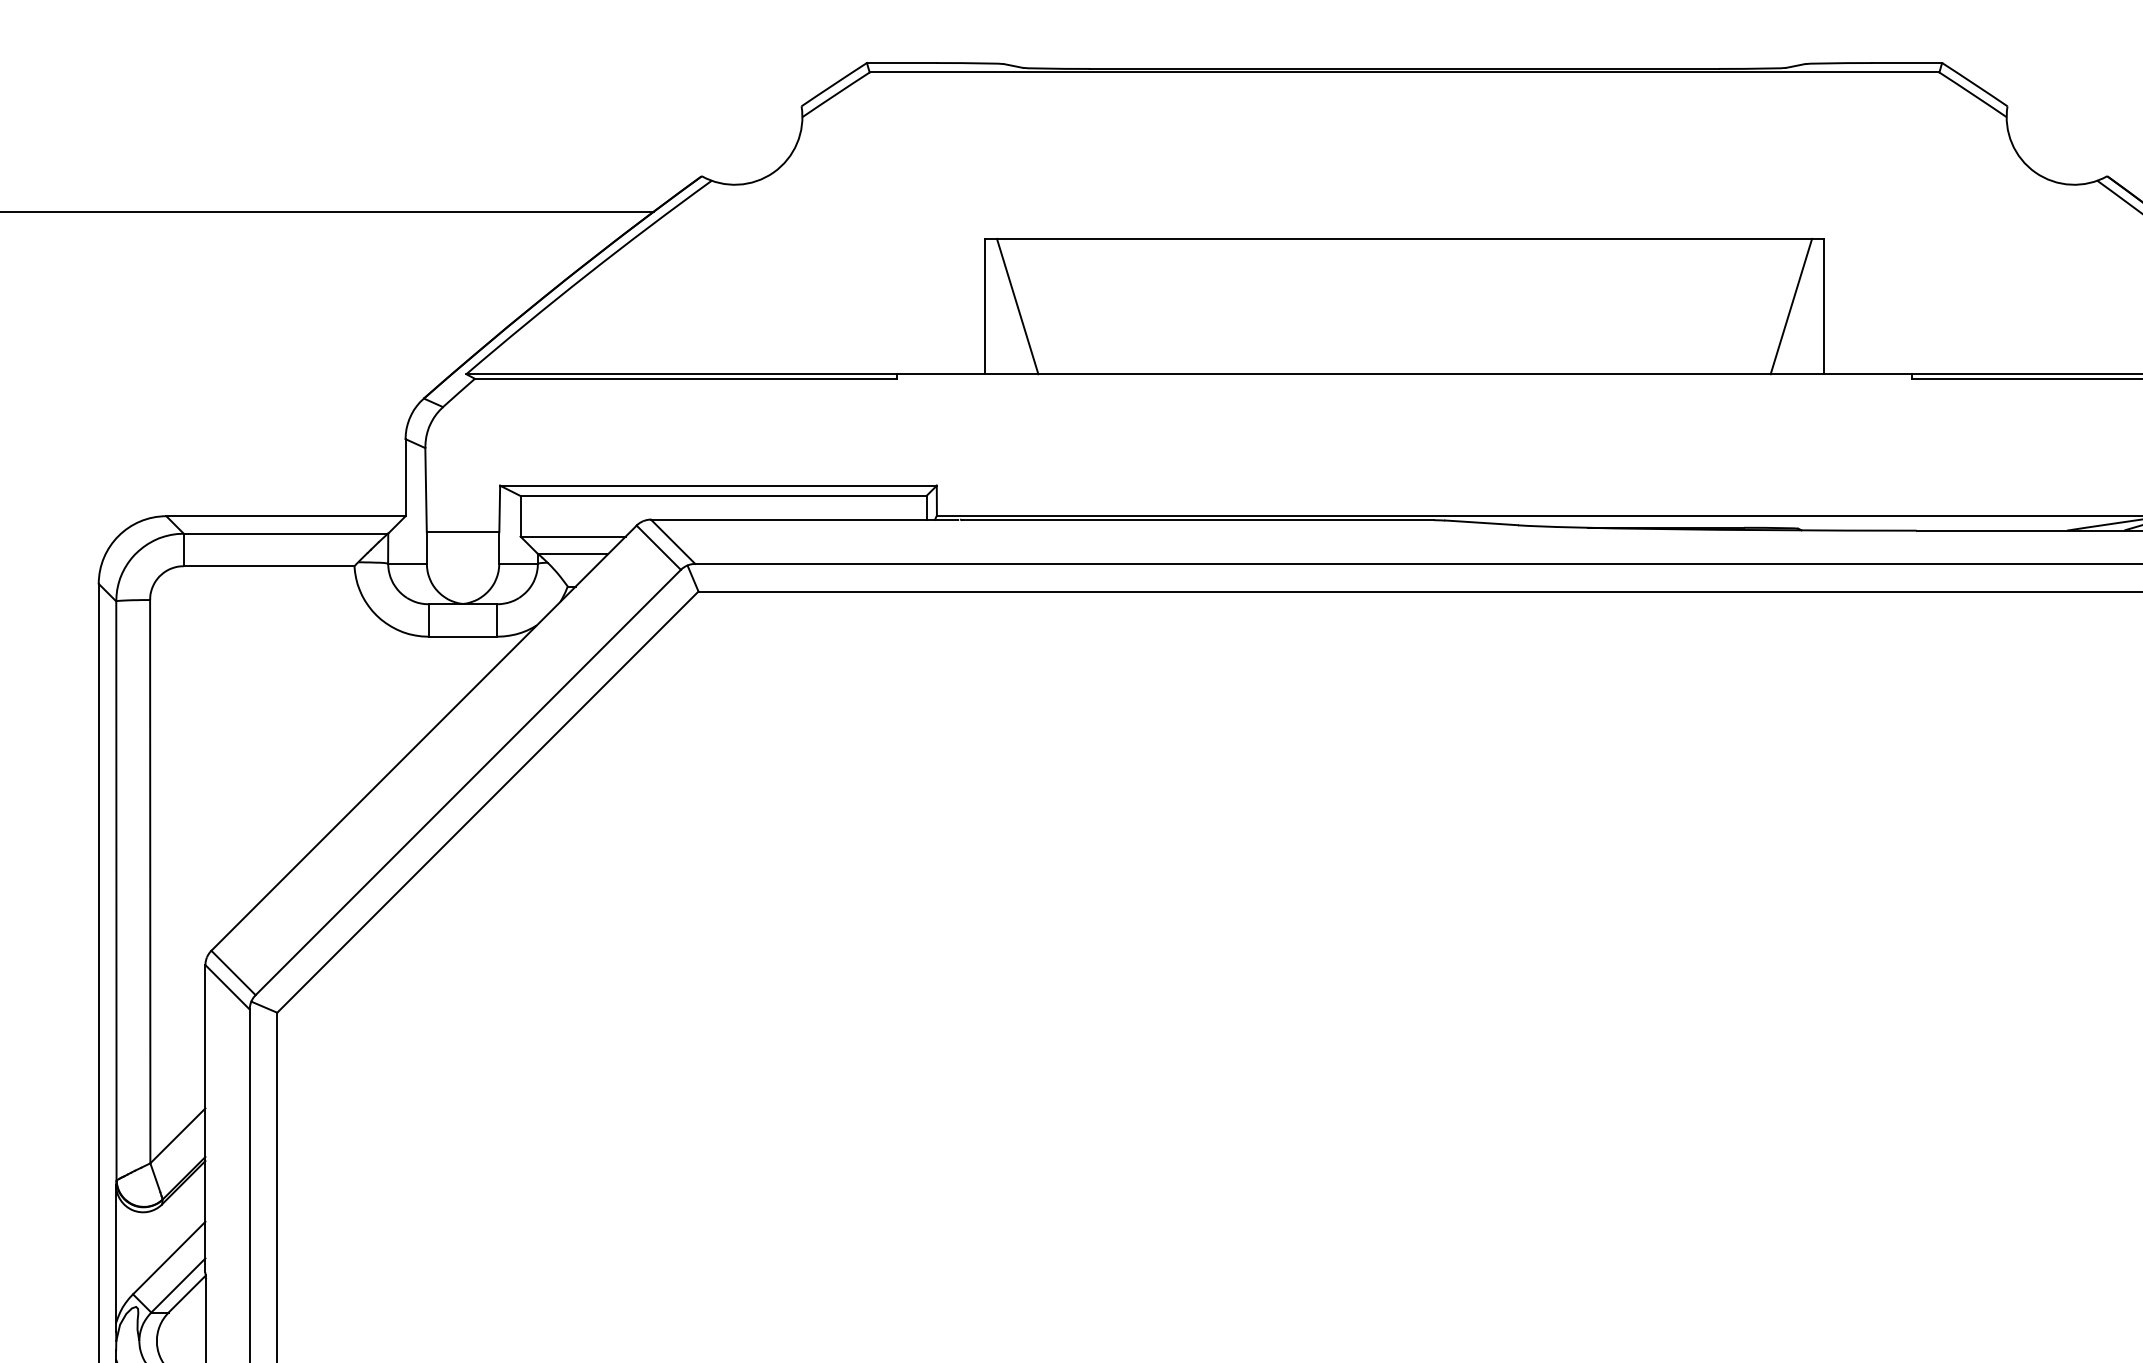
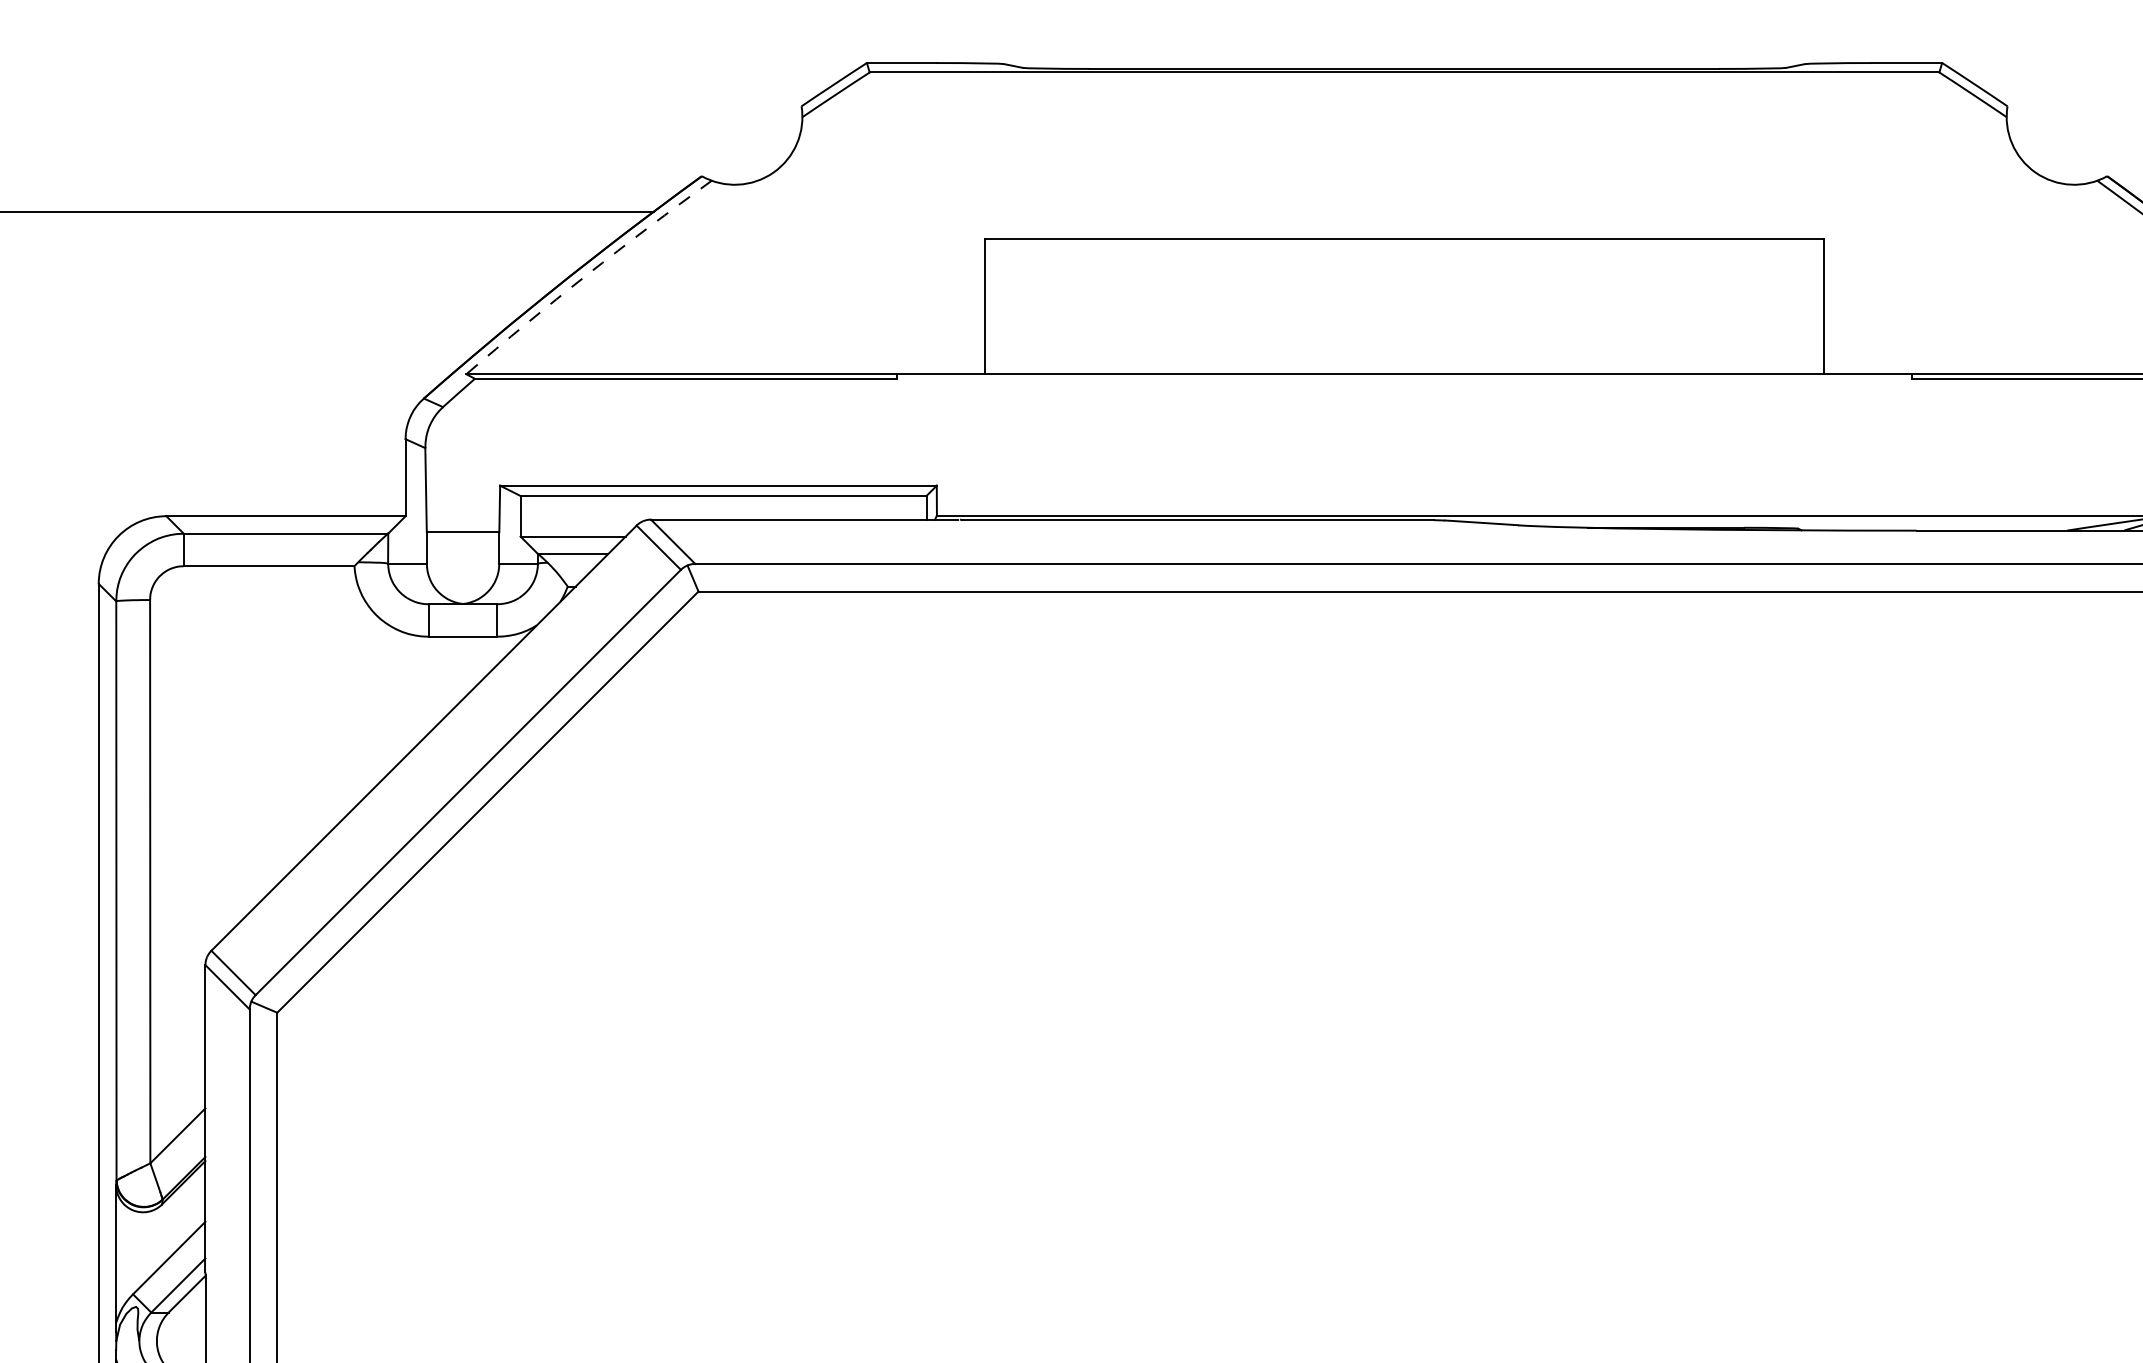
arc: solid -> dashed (587, 274)
line: present -> none (1017, 306)
line: present -> none (1791, 306)
